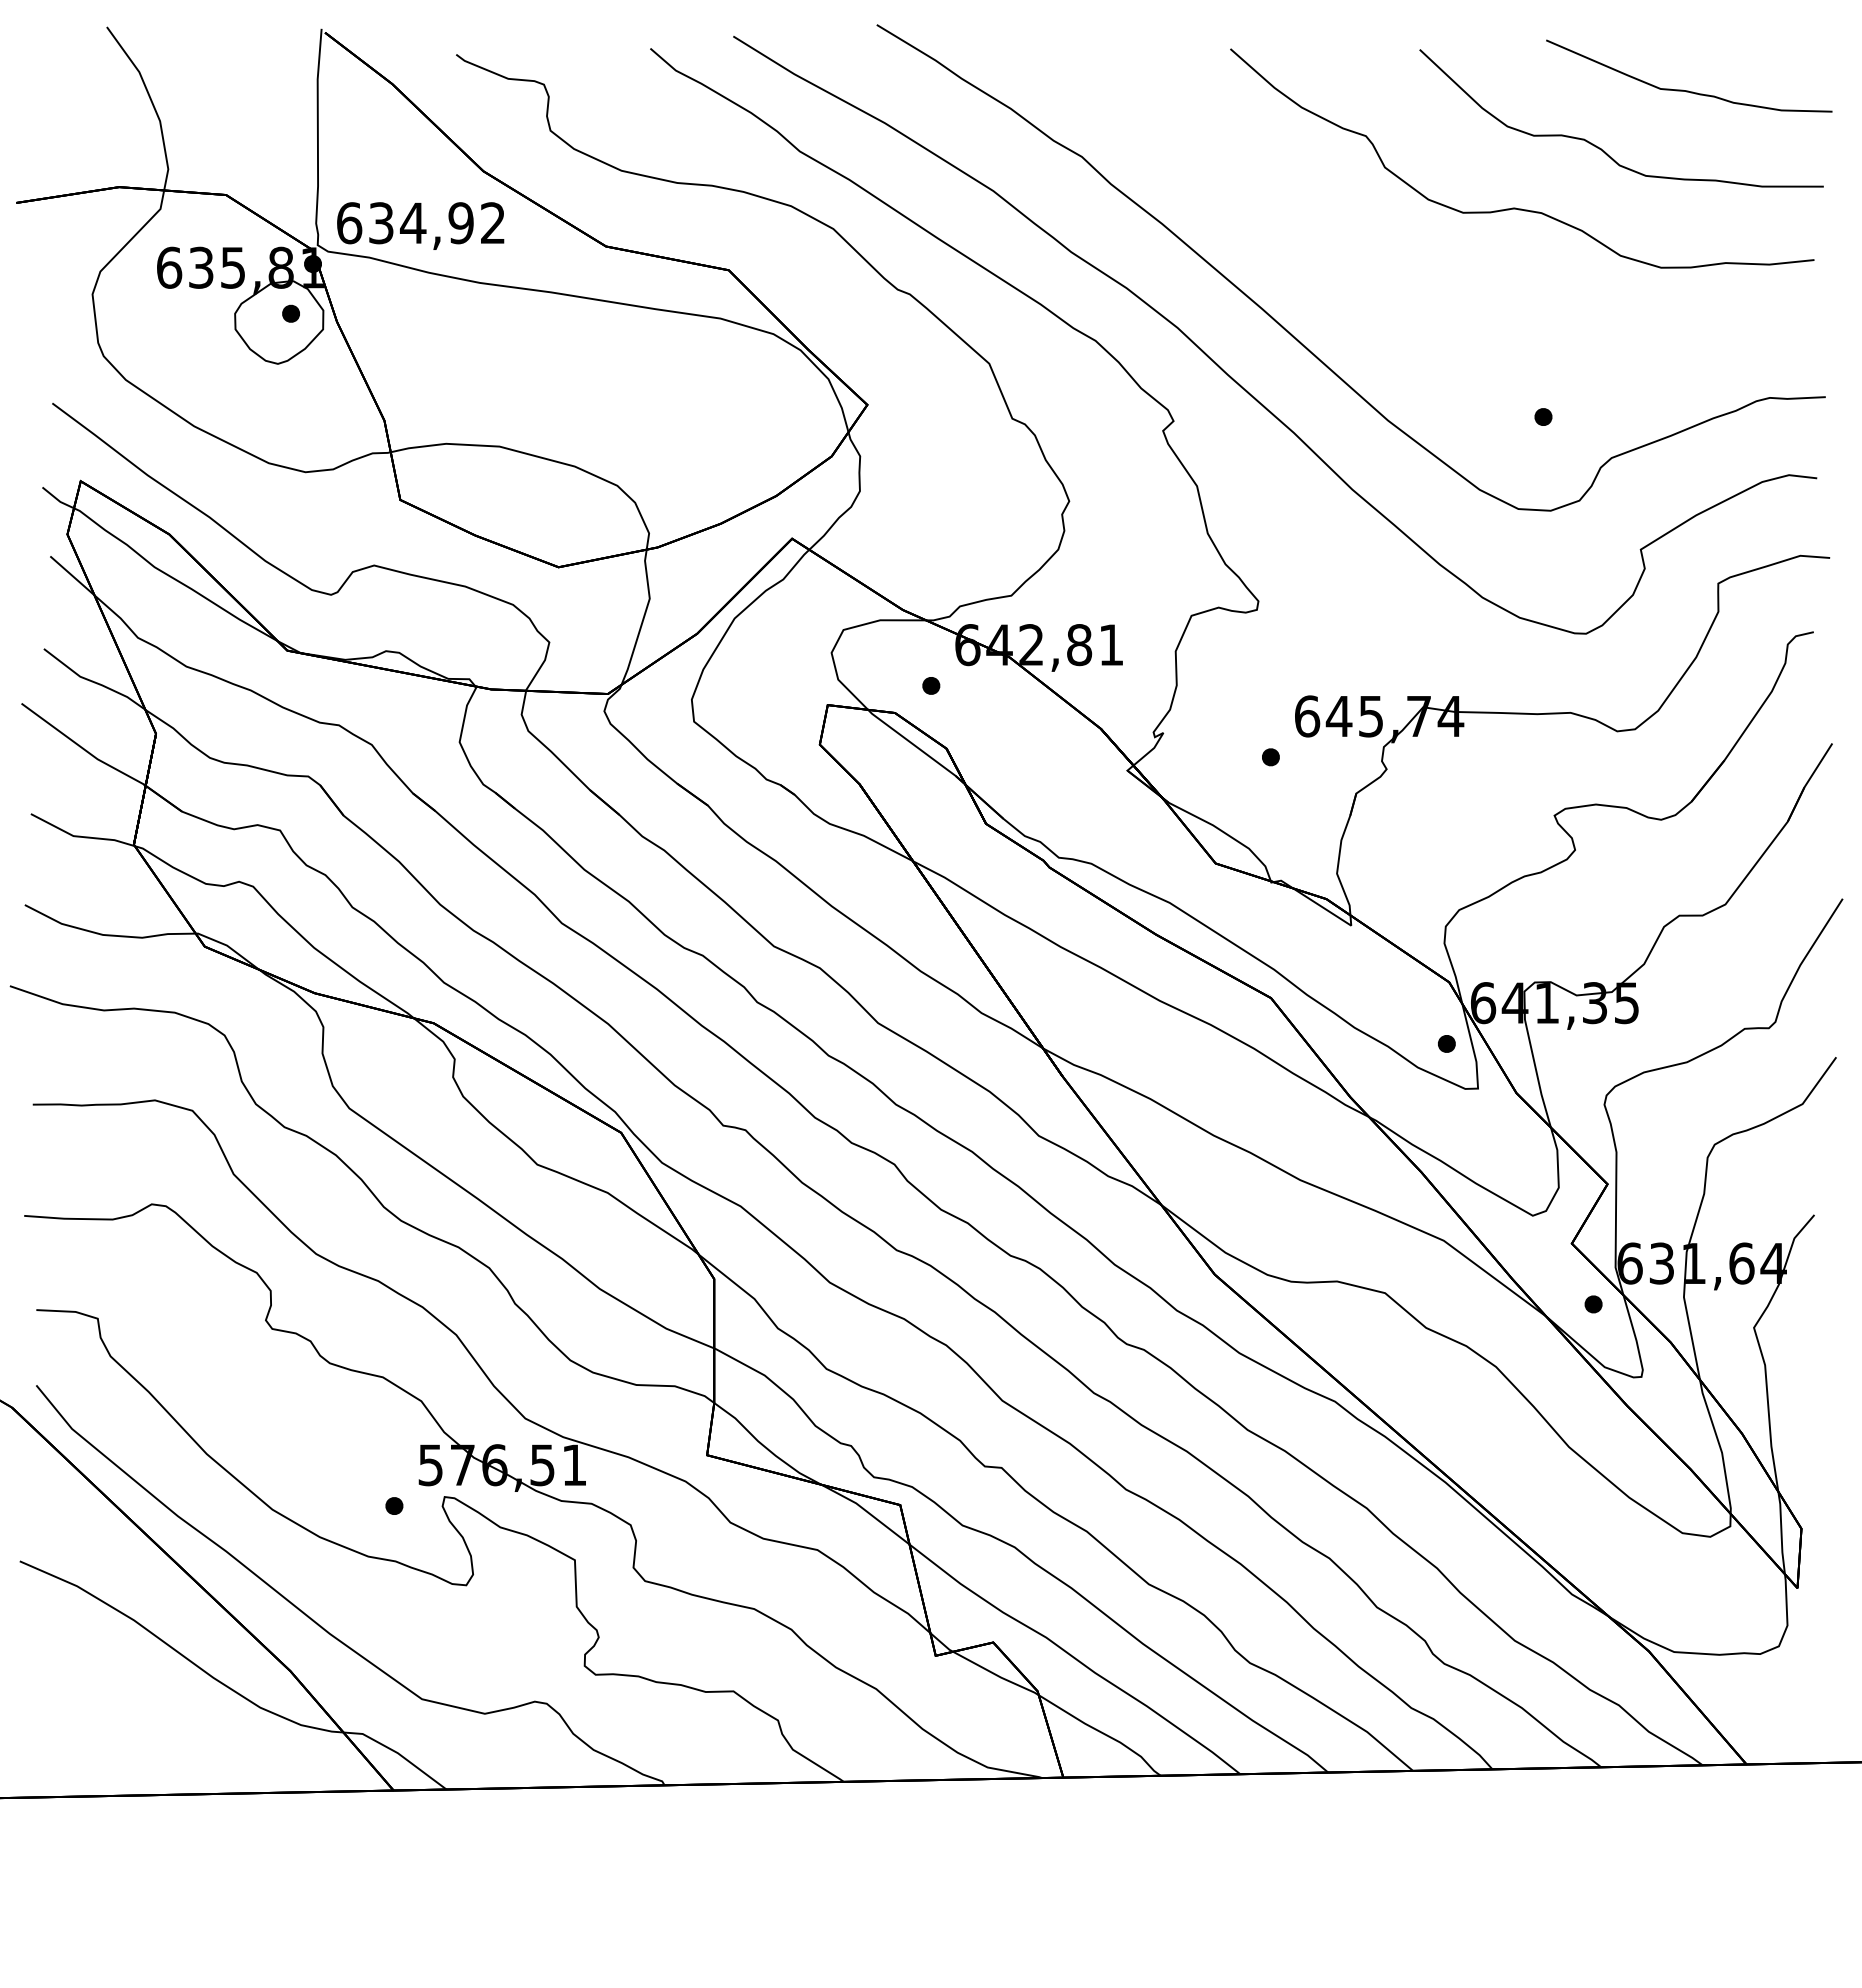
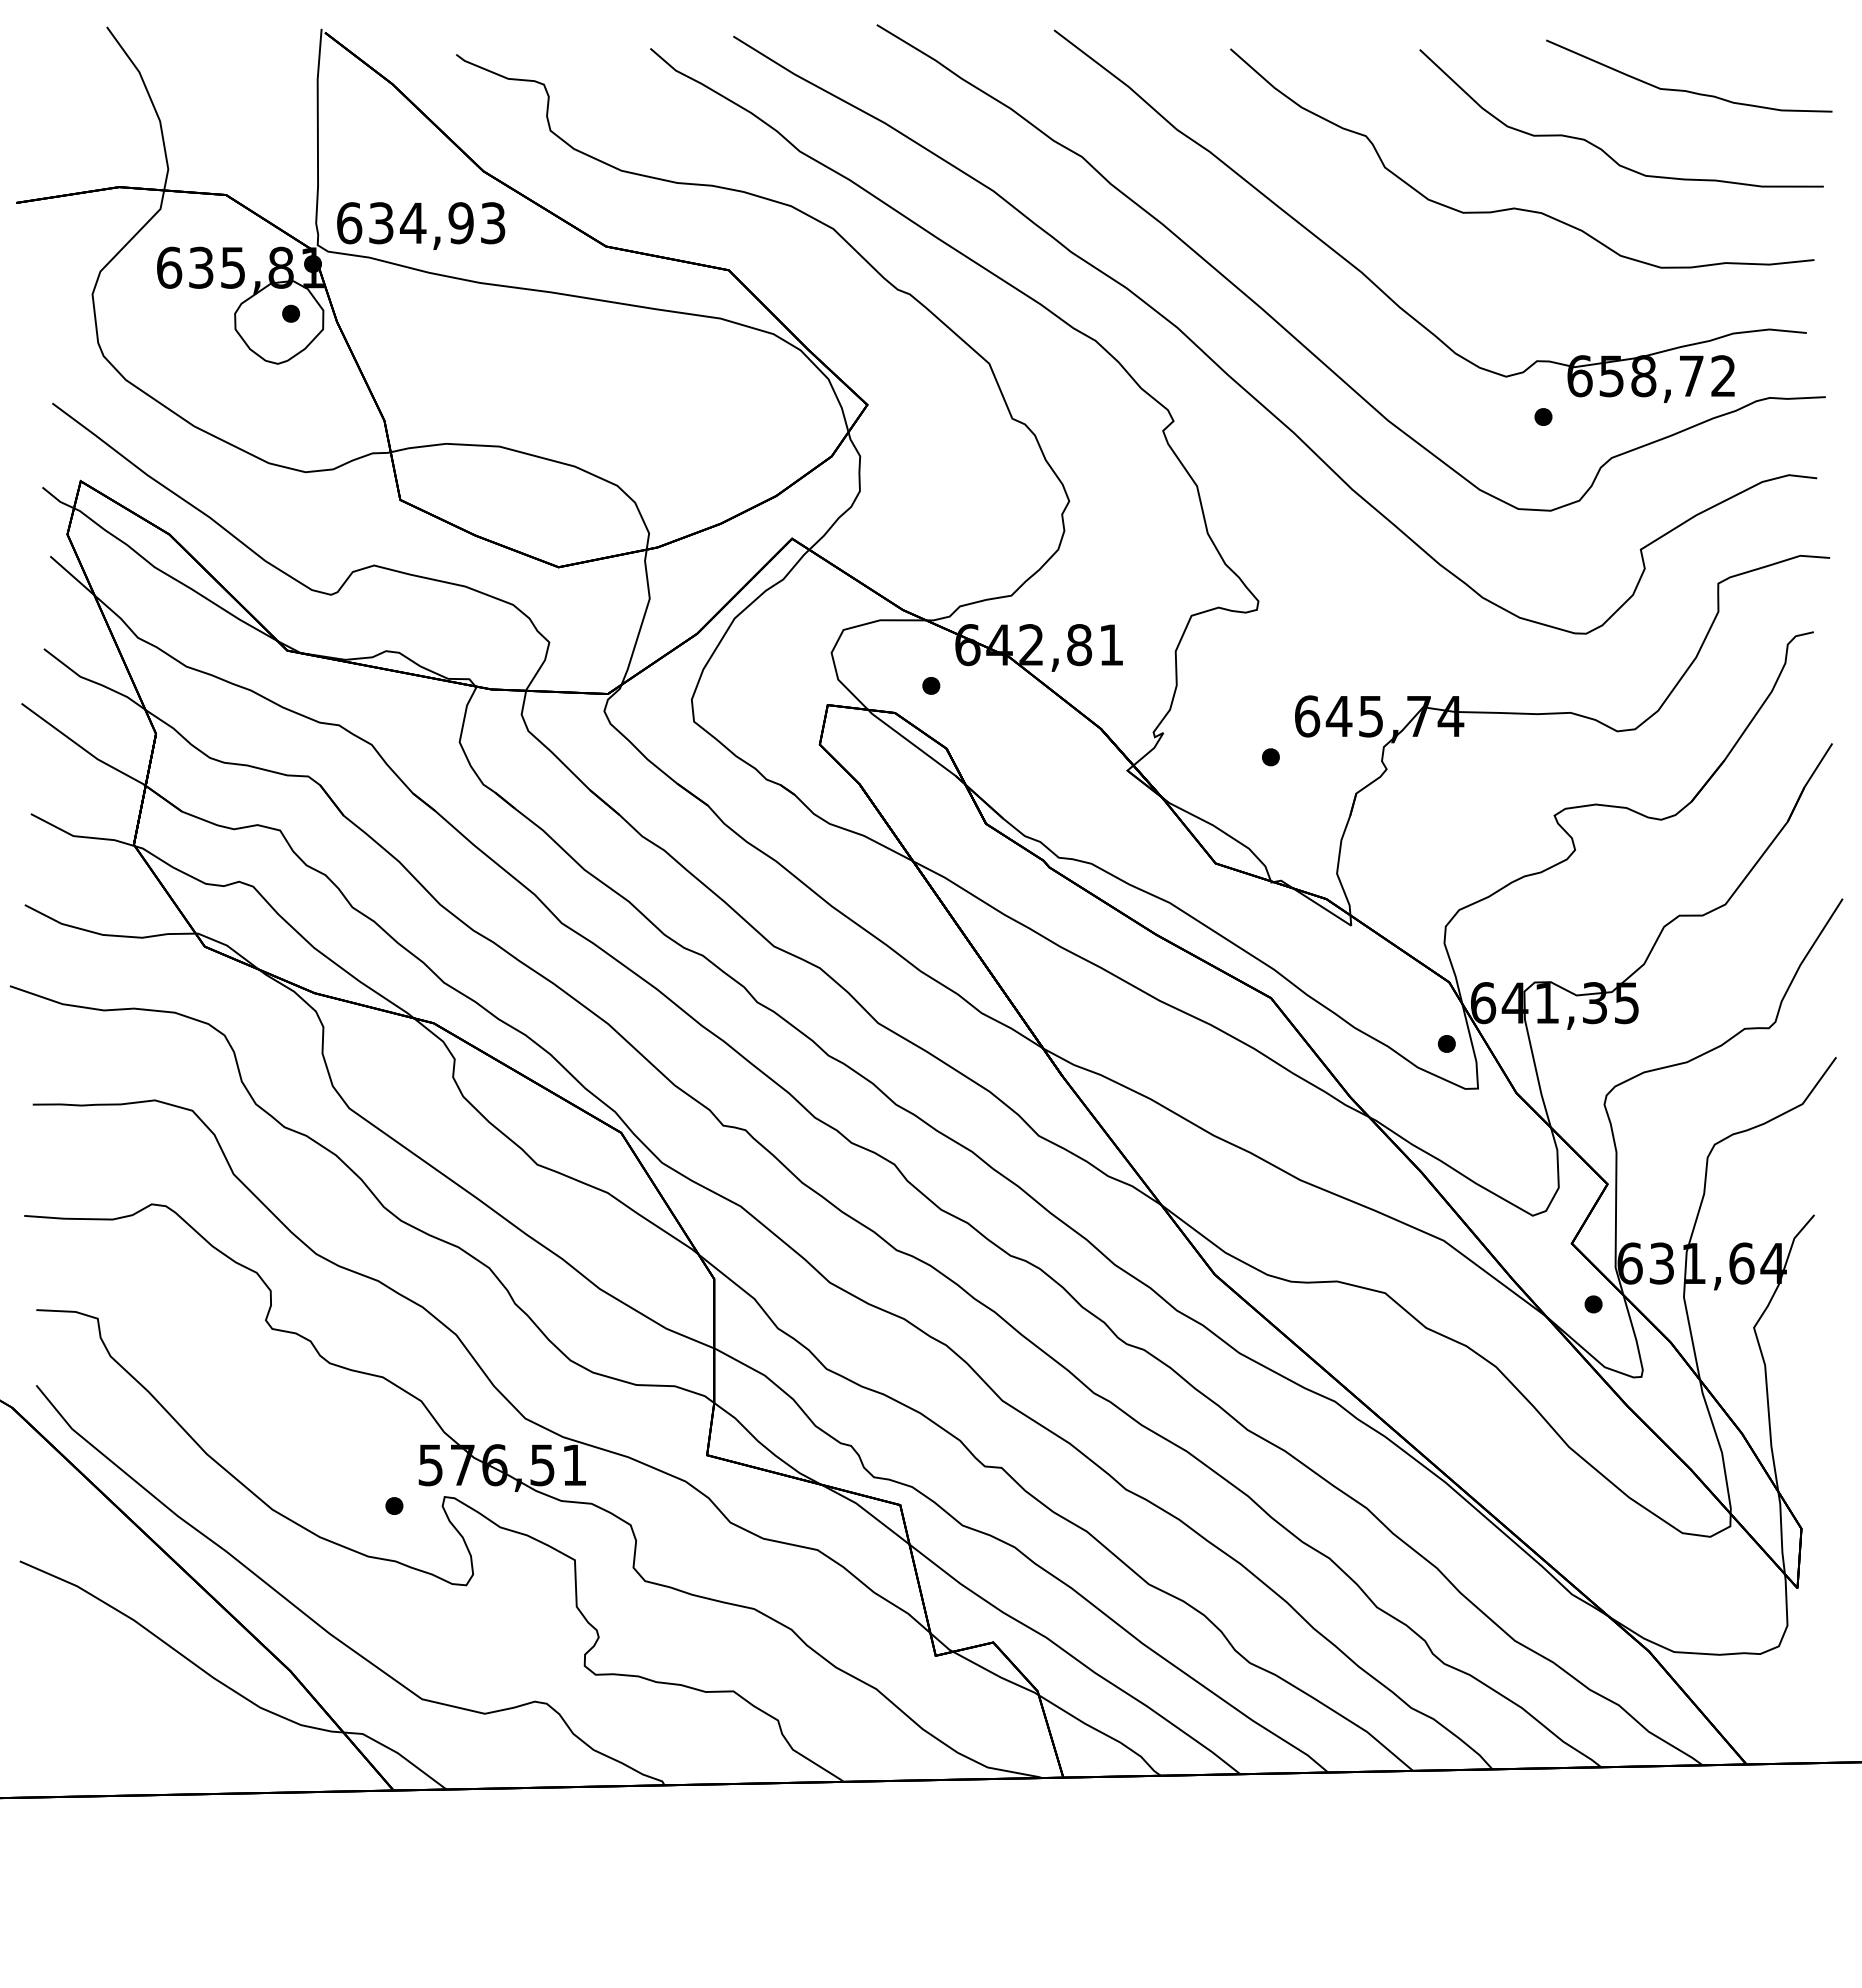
text: 634,92 -> 634,93 (493, 223)
part: none -> present (1373, 281)
